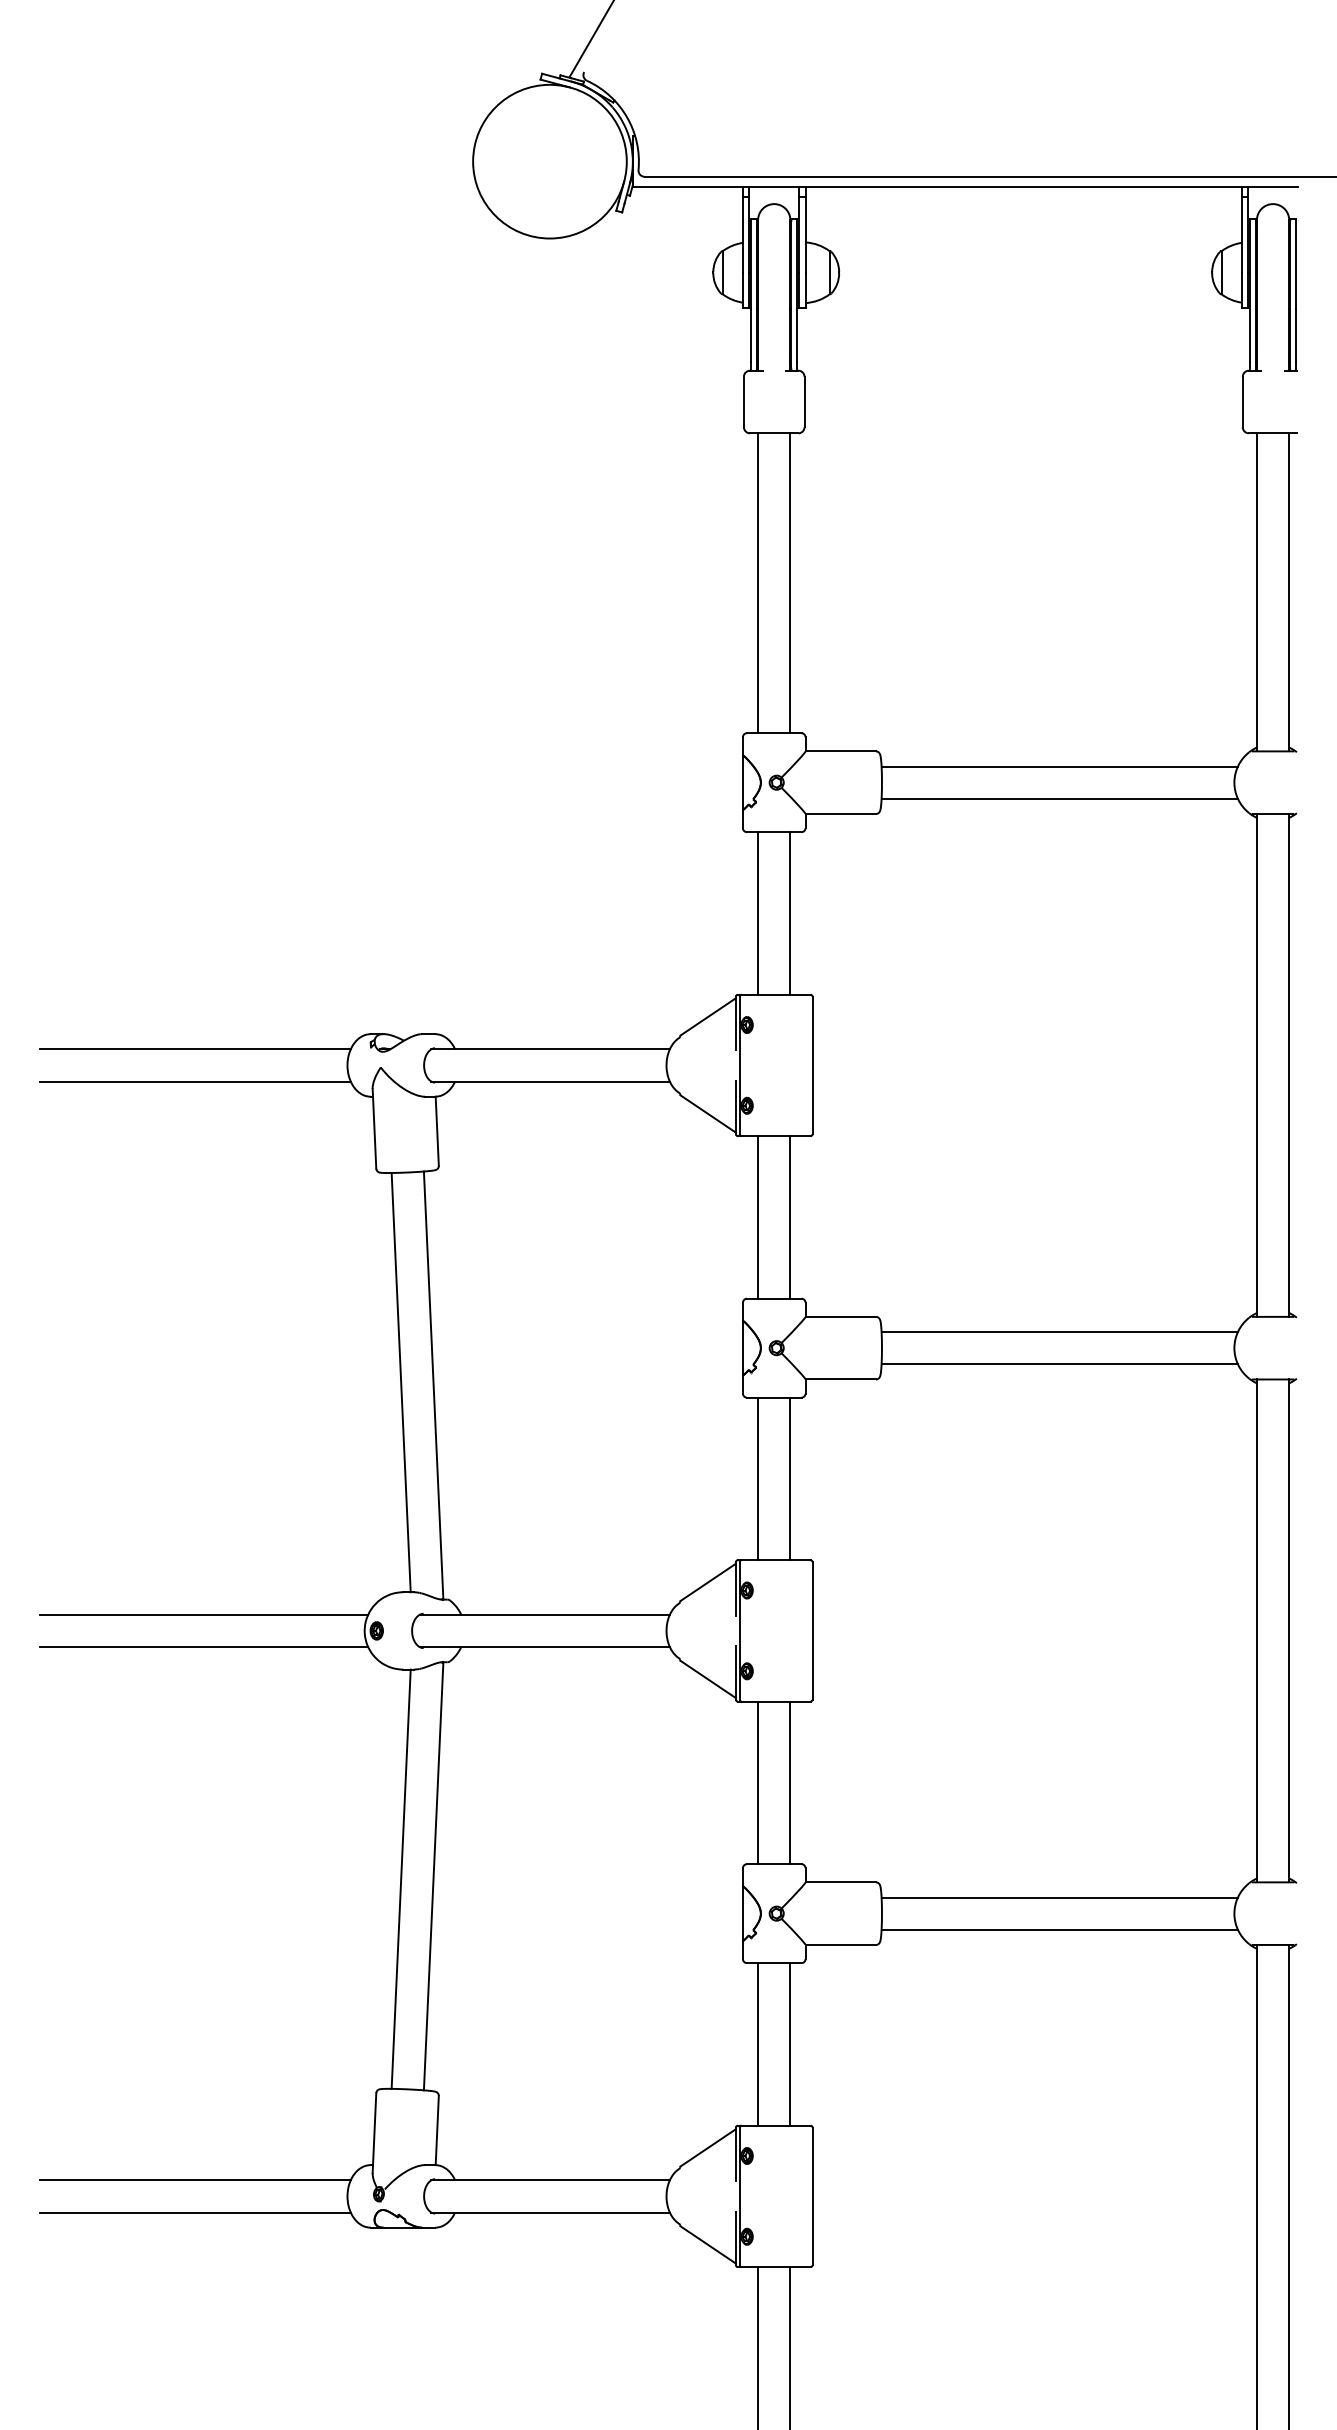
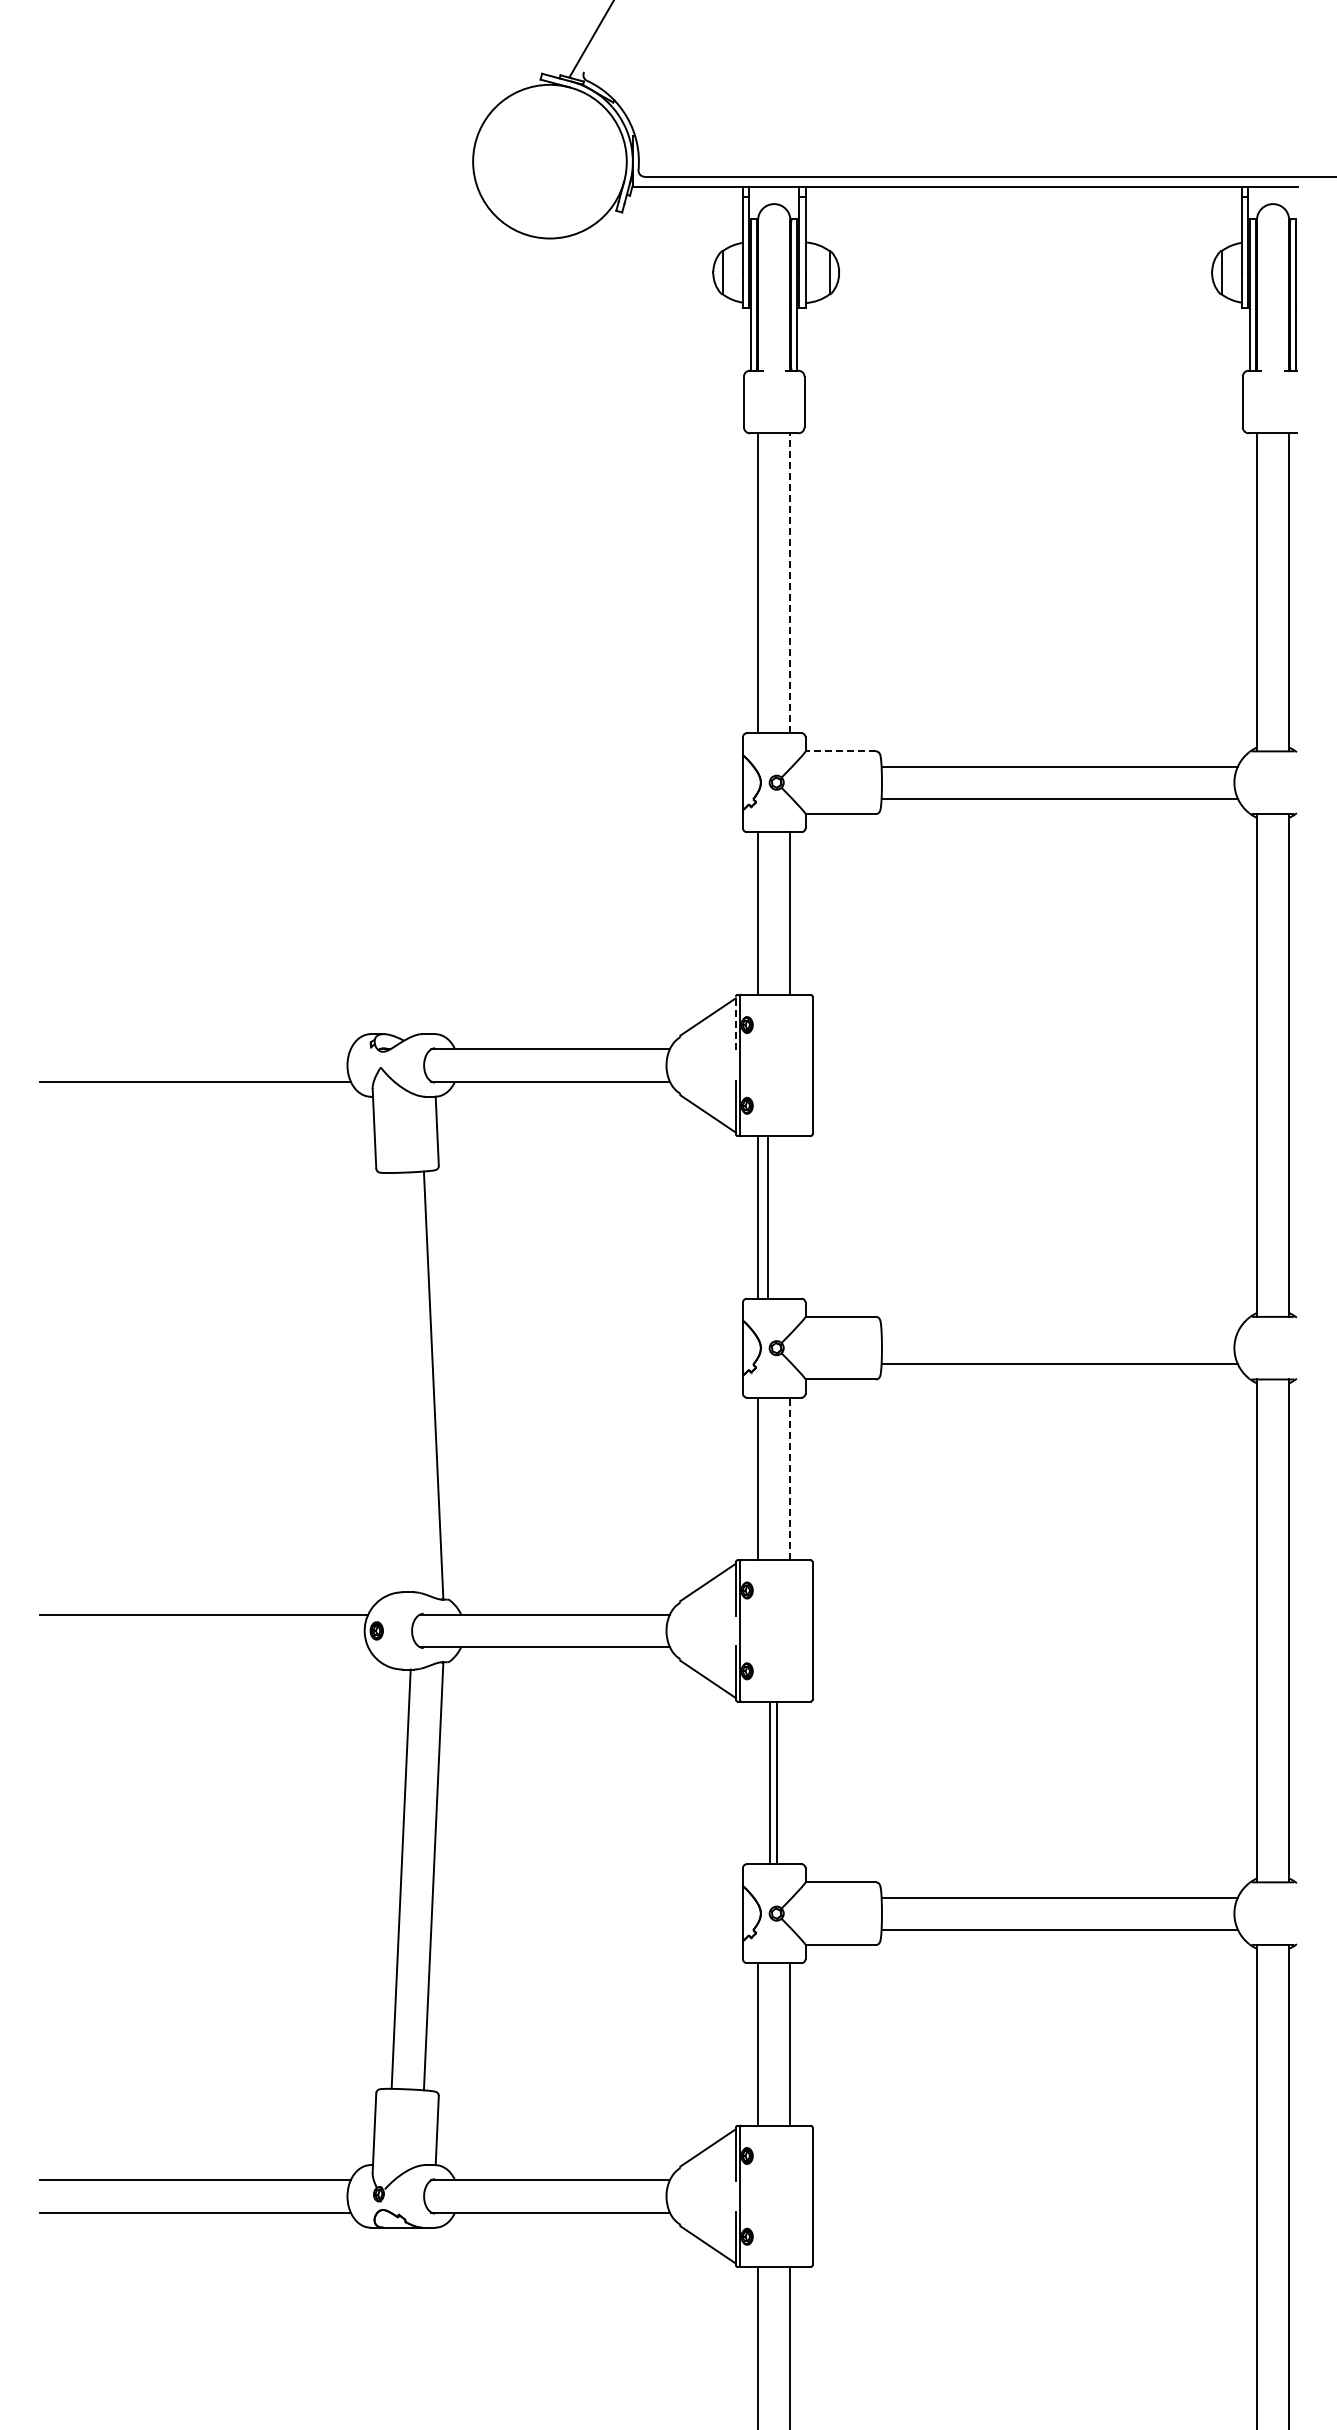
line: solid -> dashed (790, 583)
line: solid -> dashed (840, 751)
line: solid -> dashed (735, 1023)
line: present -> none (195, 1049)
line position: (790, 1217) -> (768, 1217) (768, 1217)
line: present -> none (1059, 1332)
line: present -> none (400, 1382)
line: solid -> dashed (790, 1478)
line: present -> none (204, 1647)
line position: (758, 1782) -> (777, 1782) (777, 1782)
line position: (790, 1782) -> (770, 1782) (770, 1782)
